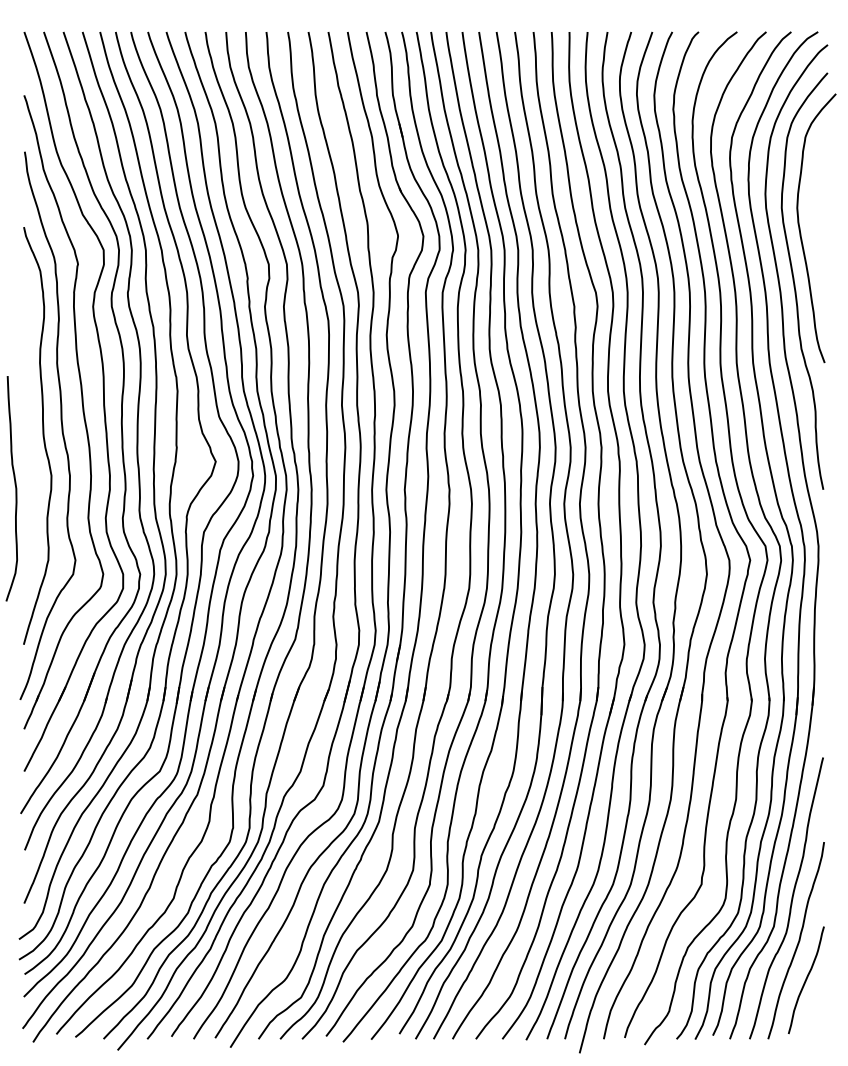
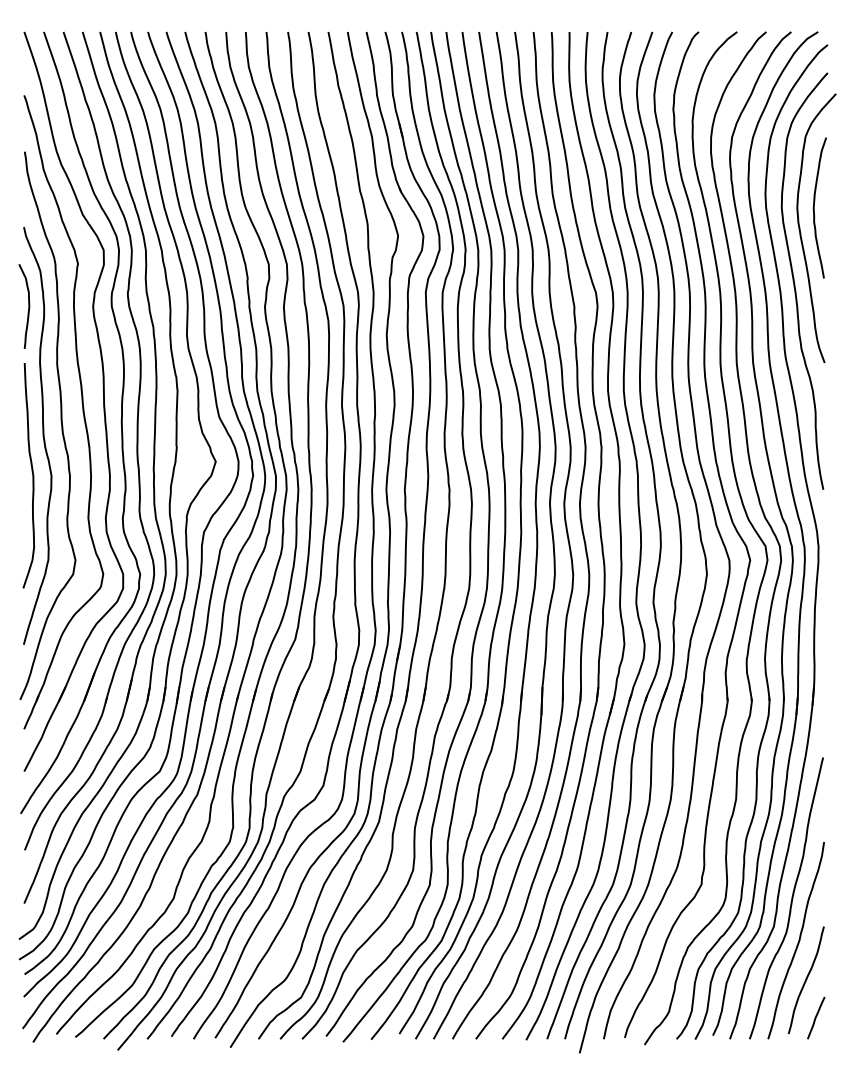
curve: none -> present (814, 207)
curve: none -> present (28, 306)
curve position: (15, 488) -> (32, 475) (32, 475)
line: none -> present (816, 1017)
